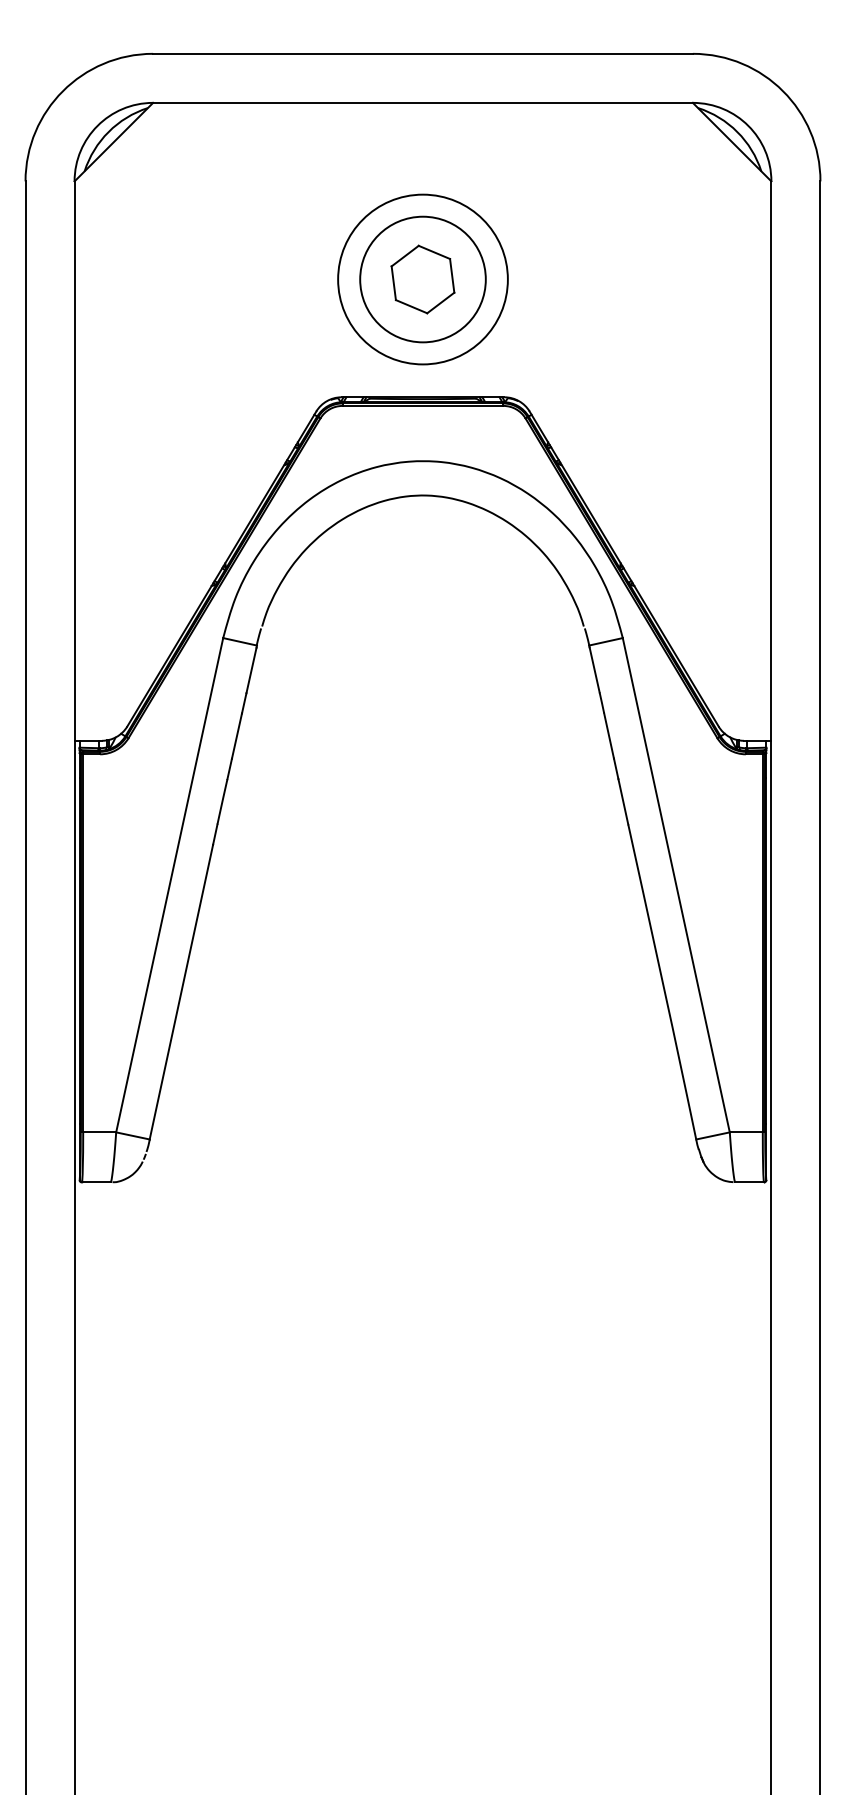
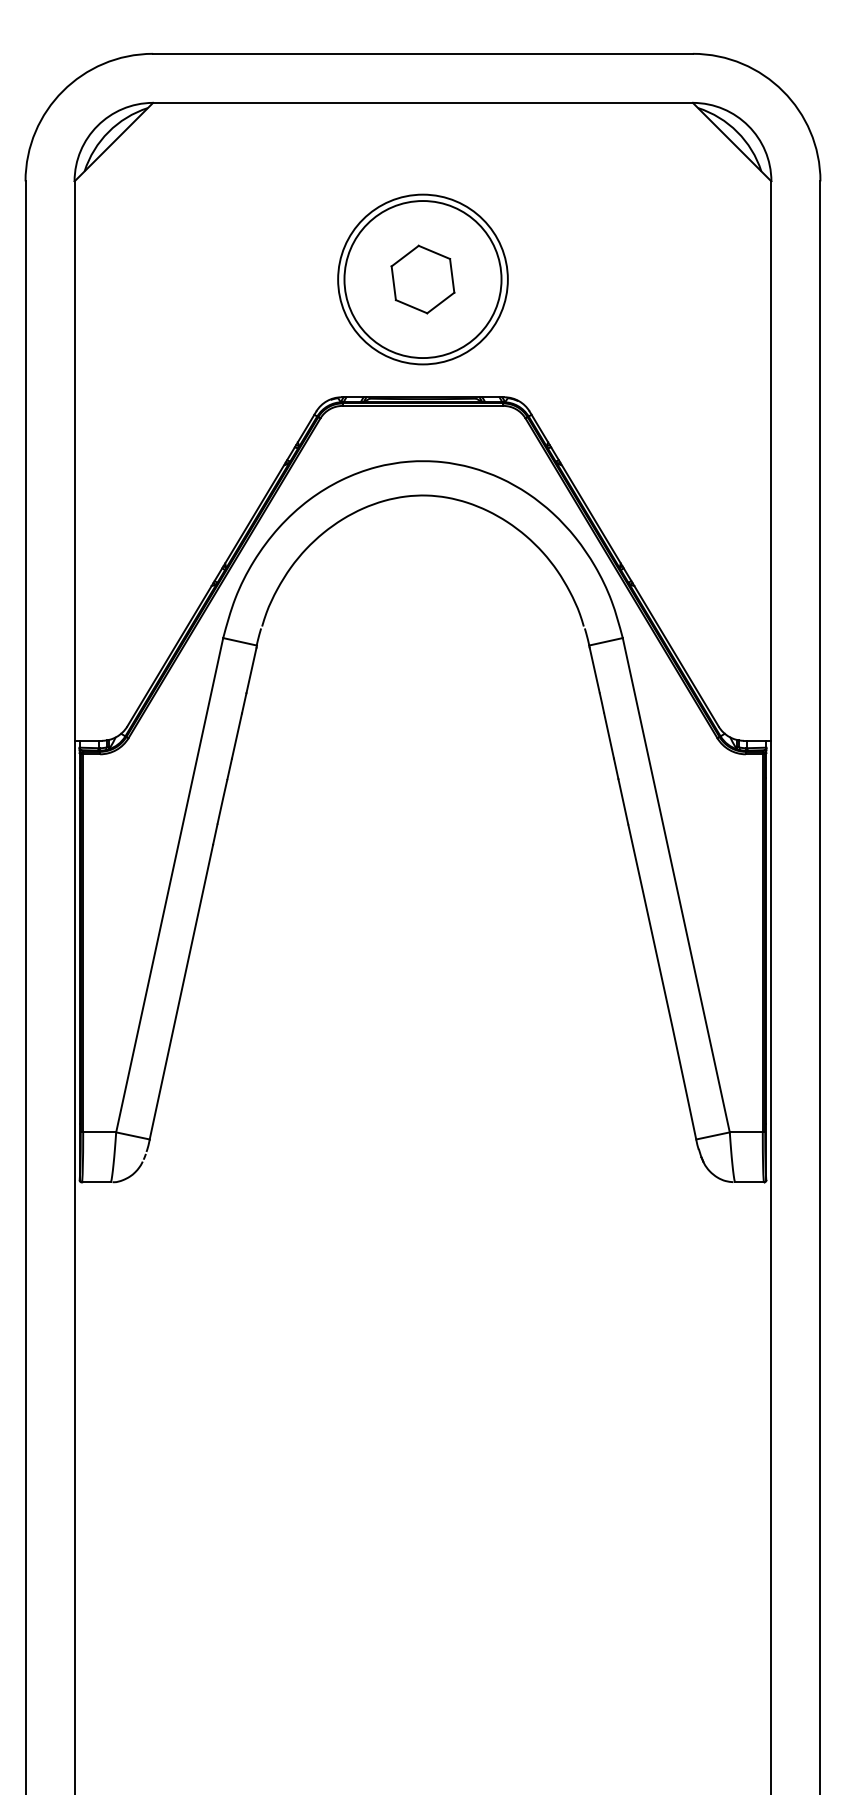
circle diameter: 126 px -> 157 px (422, 279)
